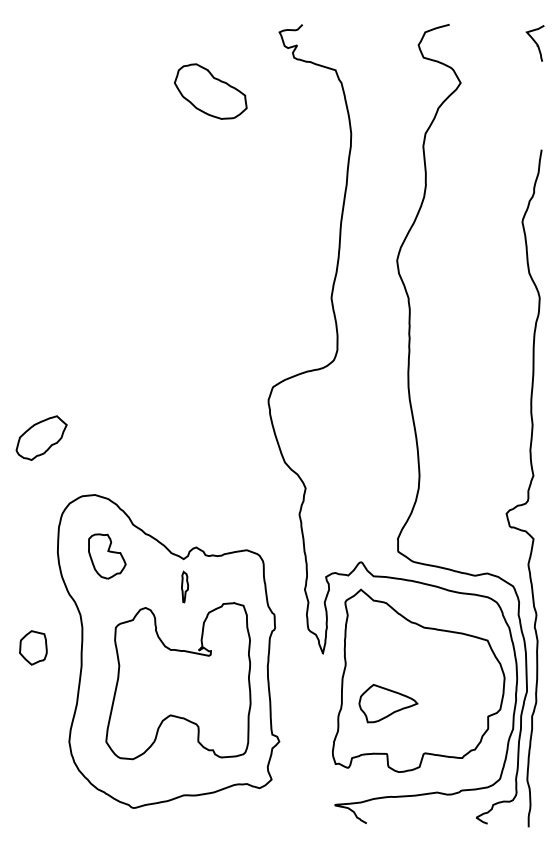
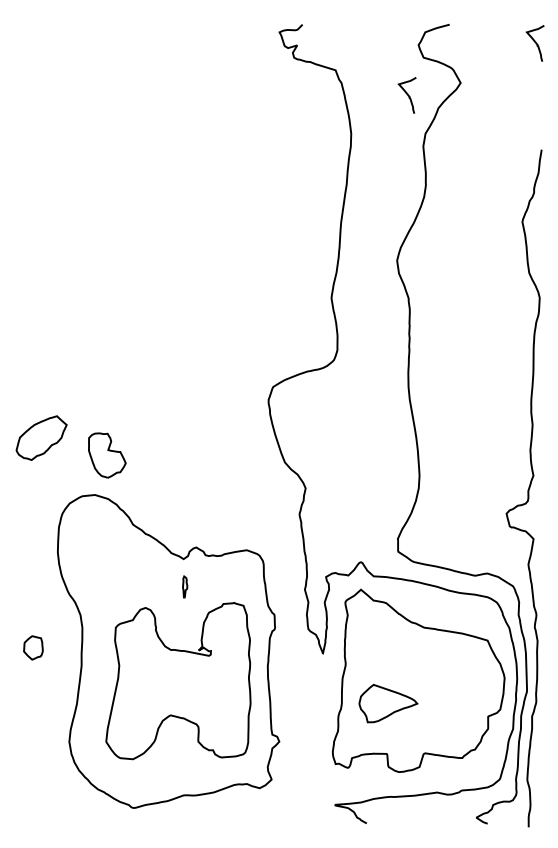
part: present -> none (210, 91)
curve: none -> present (406, 94)
part position: (107, 556) -> (107, 455) (107, 455)
part size: 9x34 px -> 7x24 px (185, 586)
part size: 29x36 px -> 21x26 px (33, 647)
